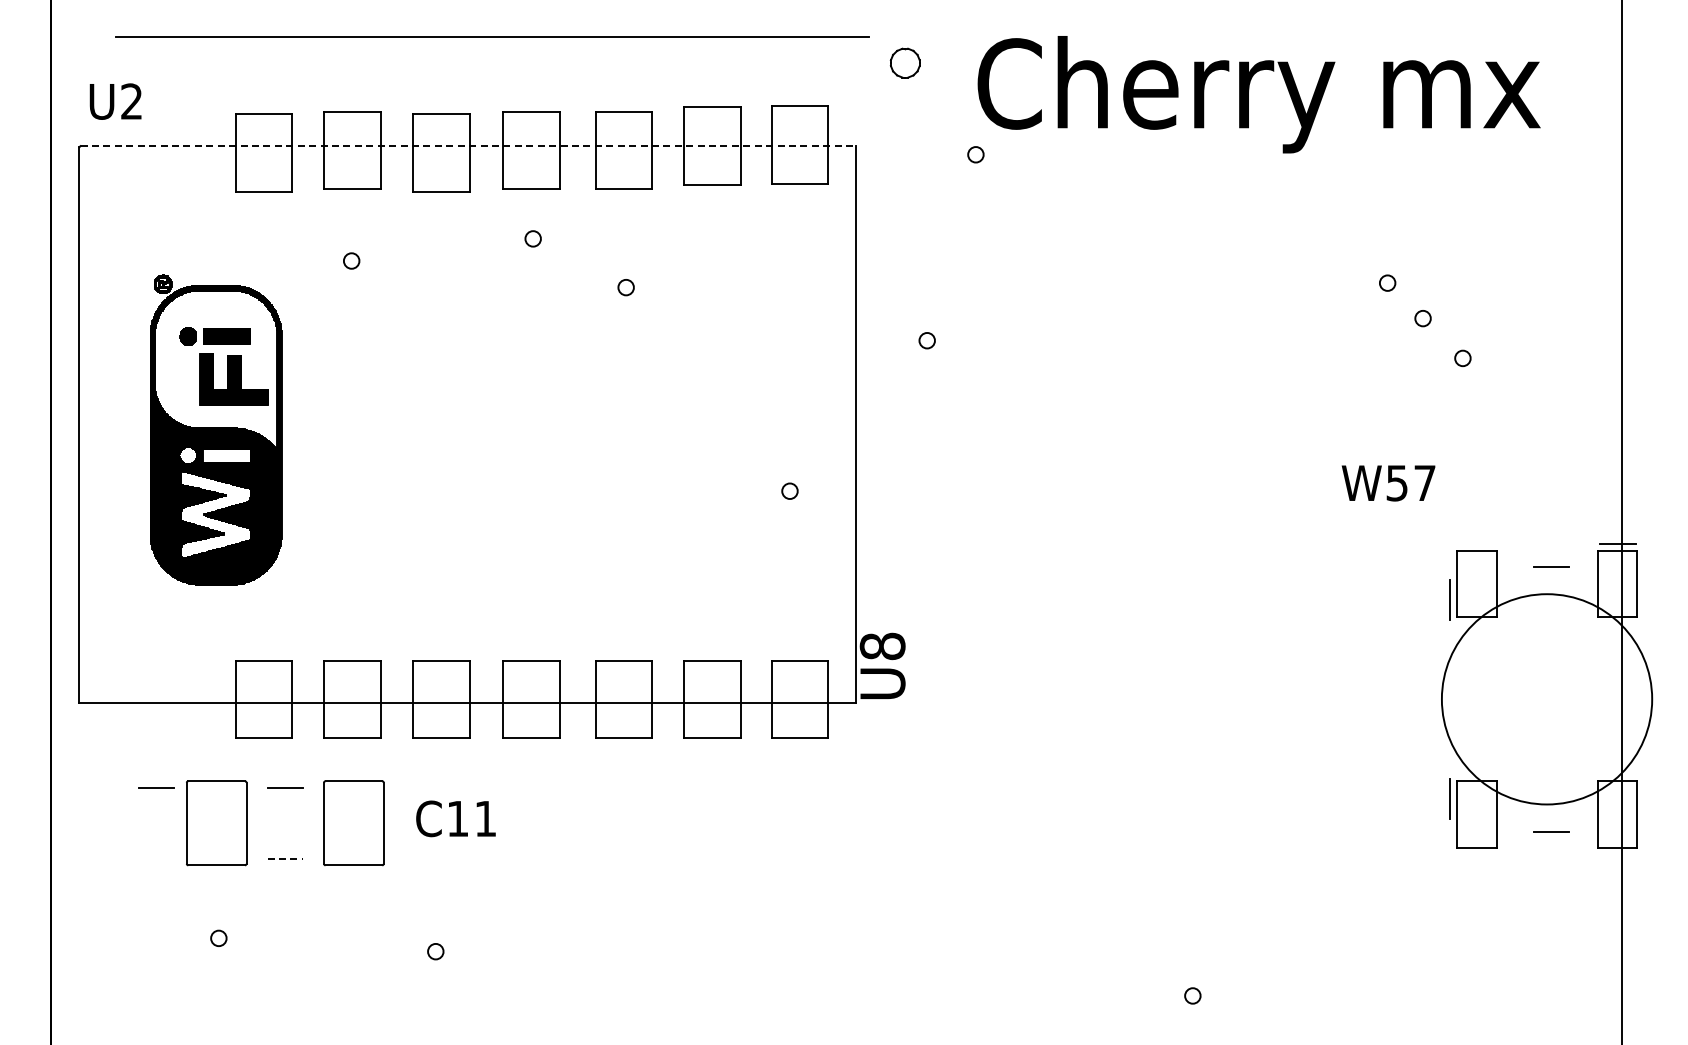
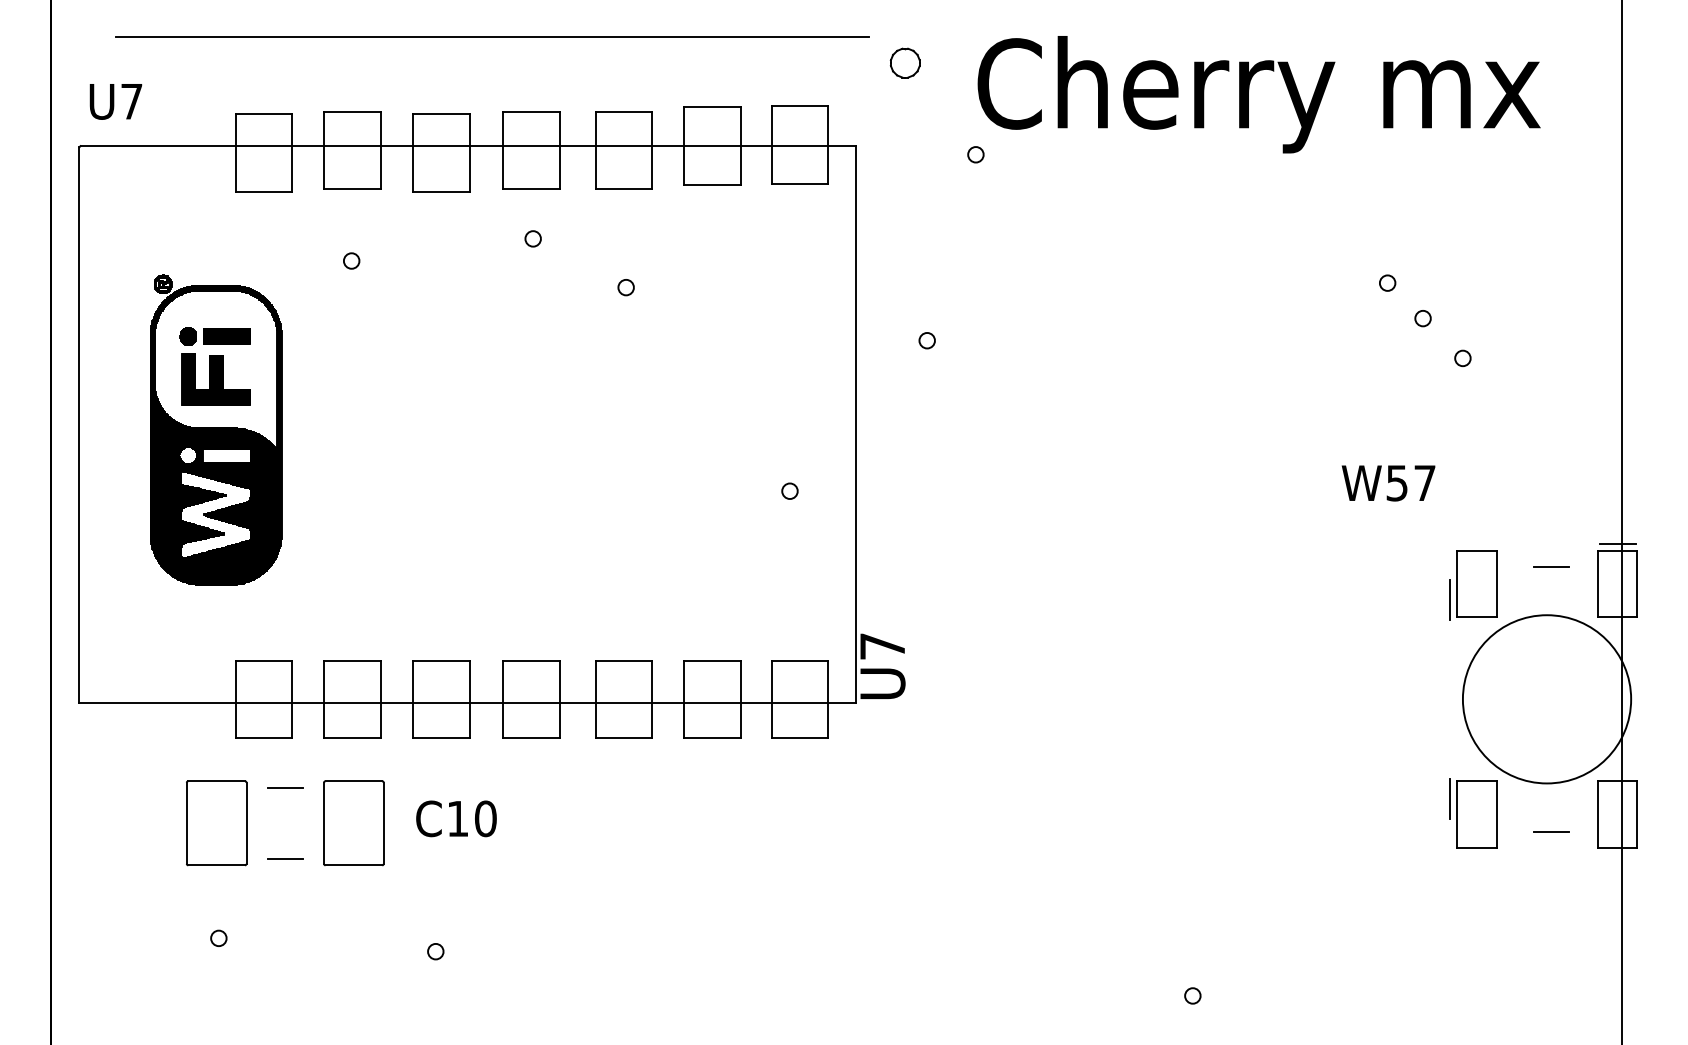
text: U2 -> U7 (131, 101)
line: dashed -> solid (468, 146)
part position: (233, 379) -> (215, 379) (215, 379)
text: U8 -> U7 (882, 646)
circle diameter: 210 px -> 168 px (1546, 699)
line: present -> none (156, 787)
text: C11 -> C10 (485, 818)
line: dashed -> solid (285, 858)
